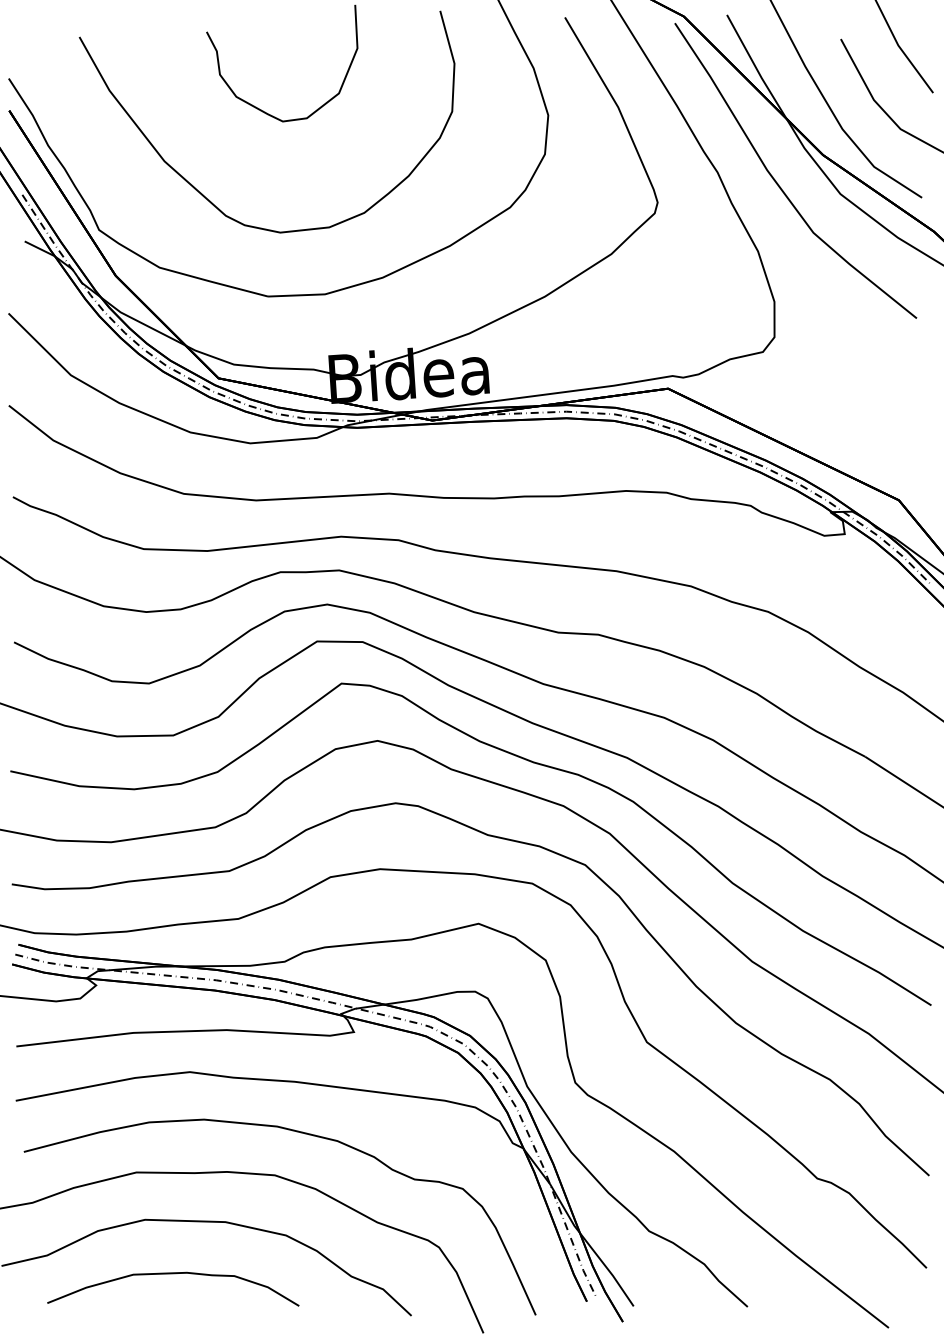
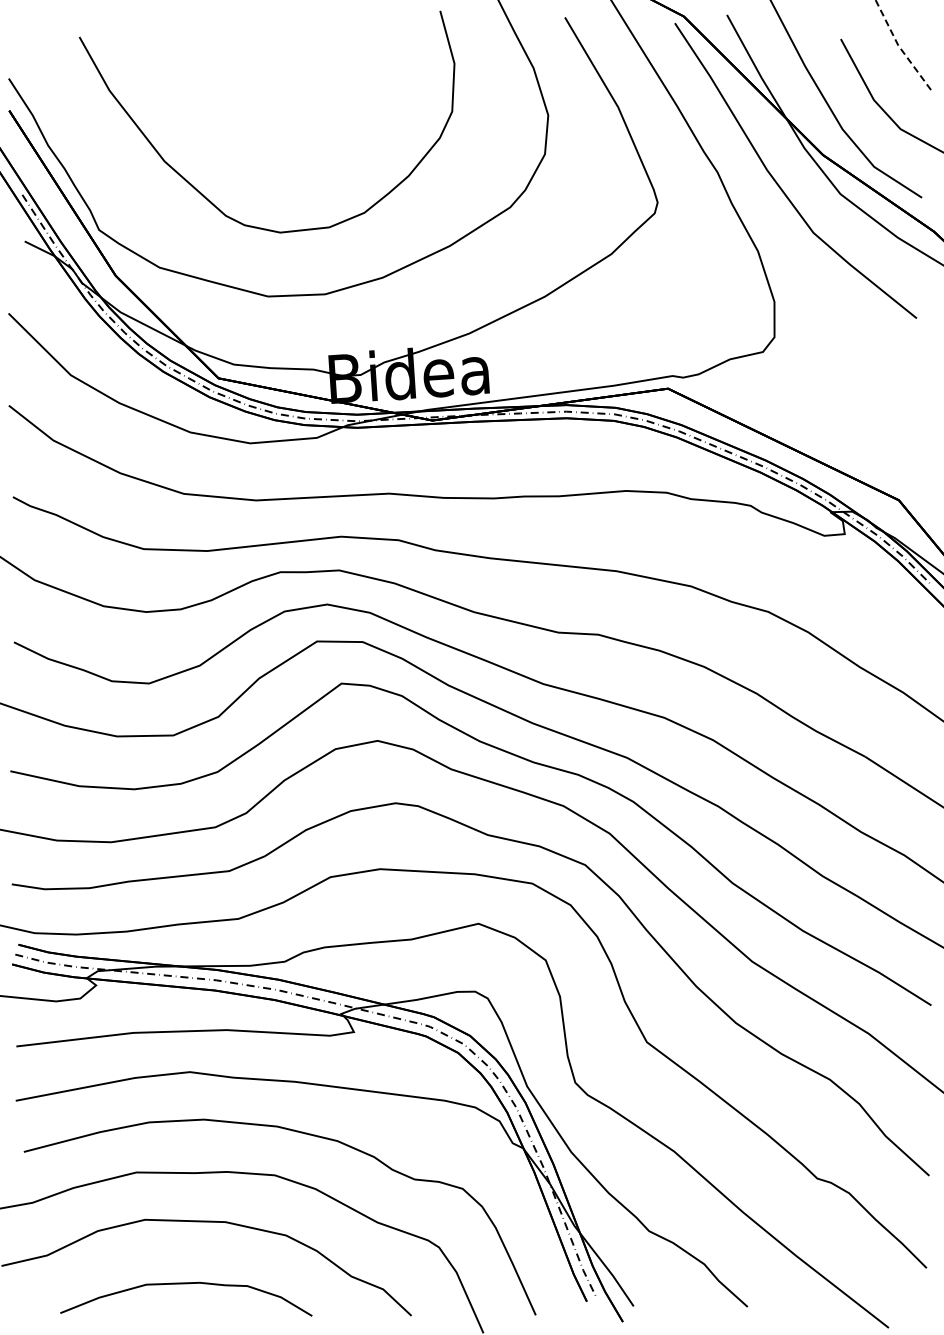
line: solid -> dashed (901, 49)
curve: present -> none (256, 106)
curve position: (173, 1274) -> (186, 1284) (186, 1284)
